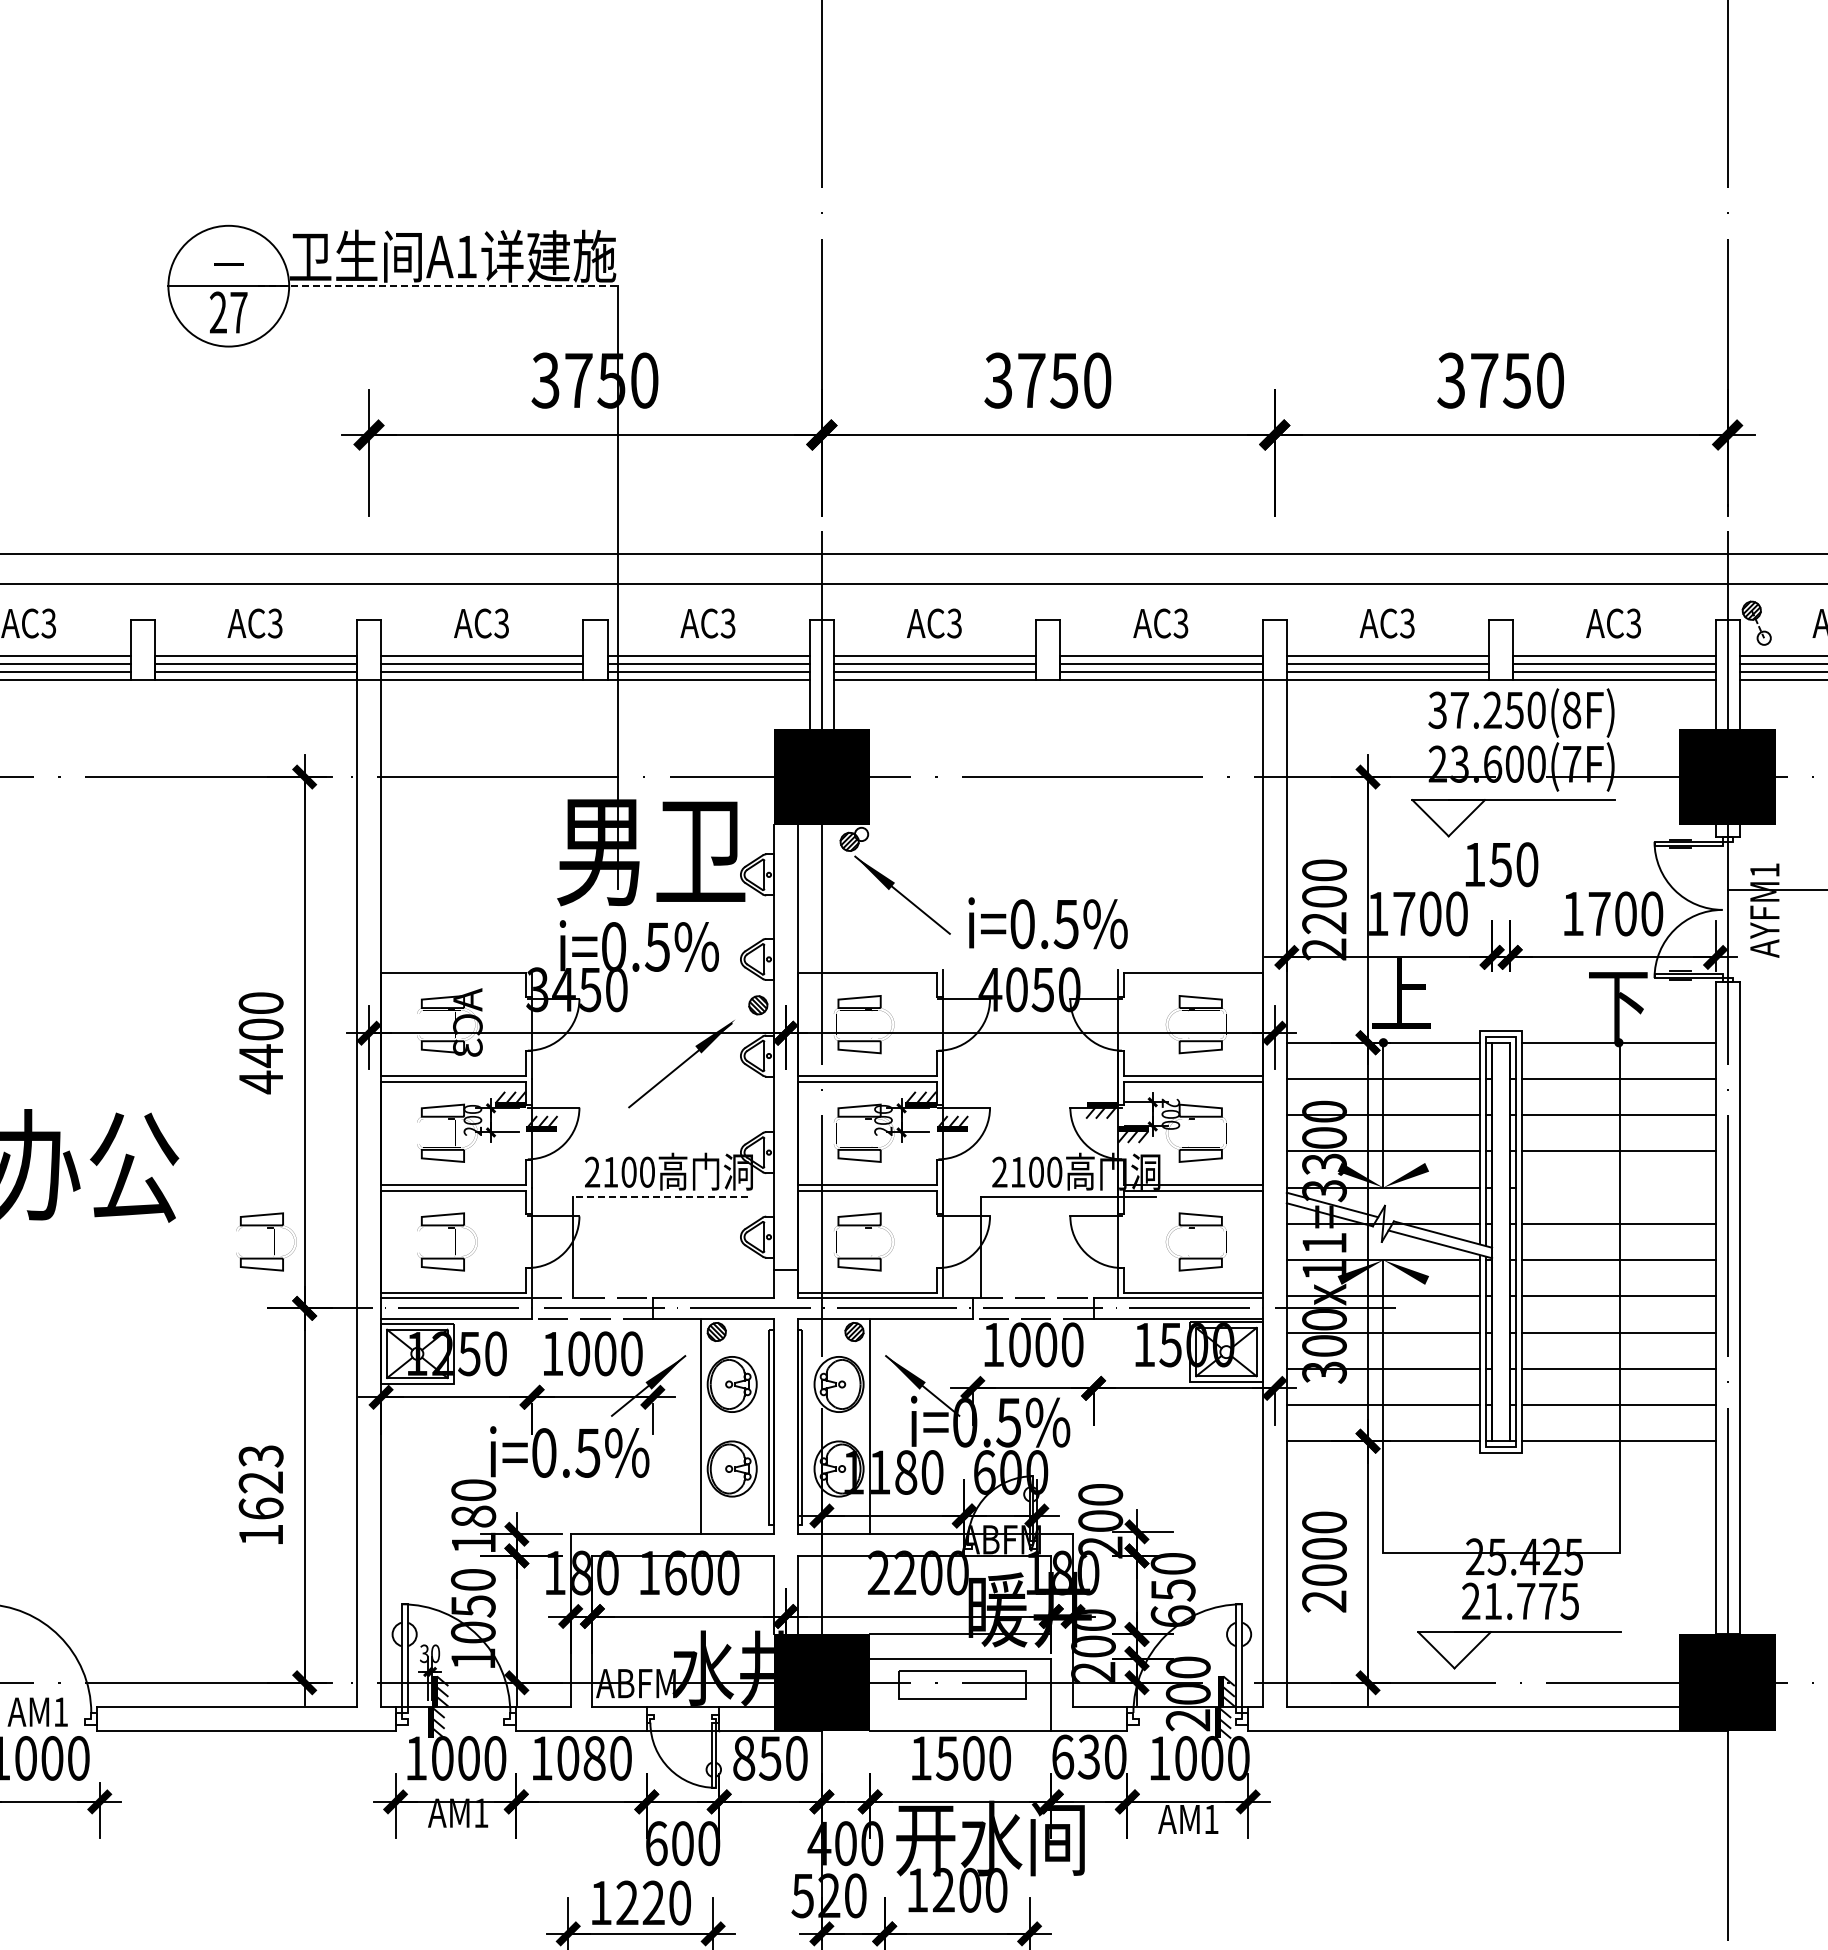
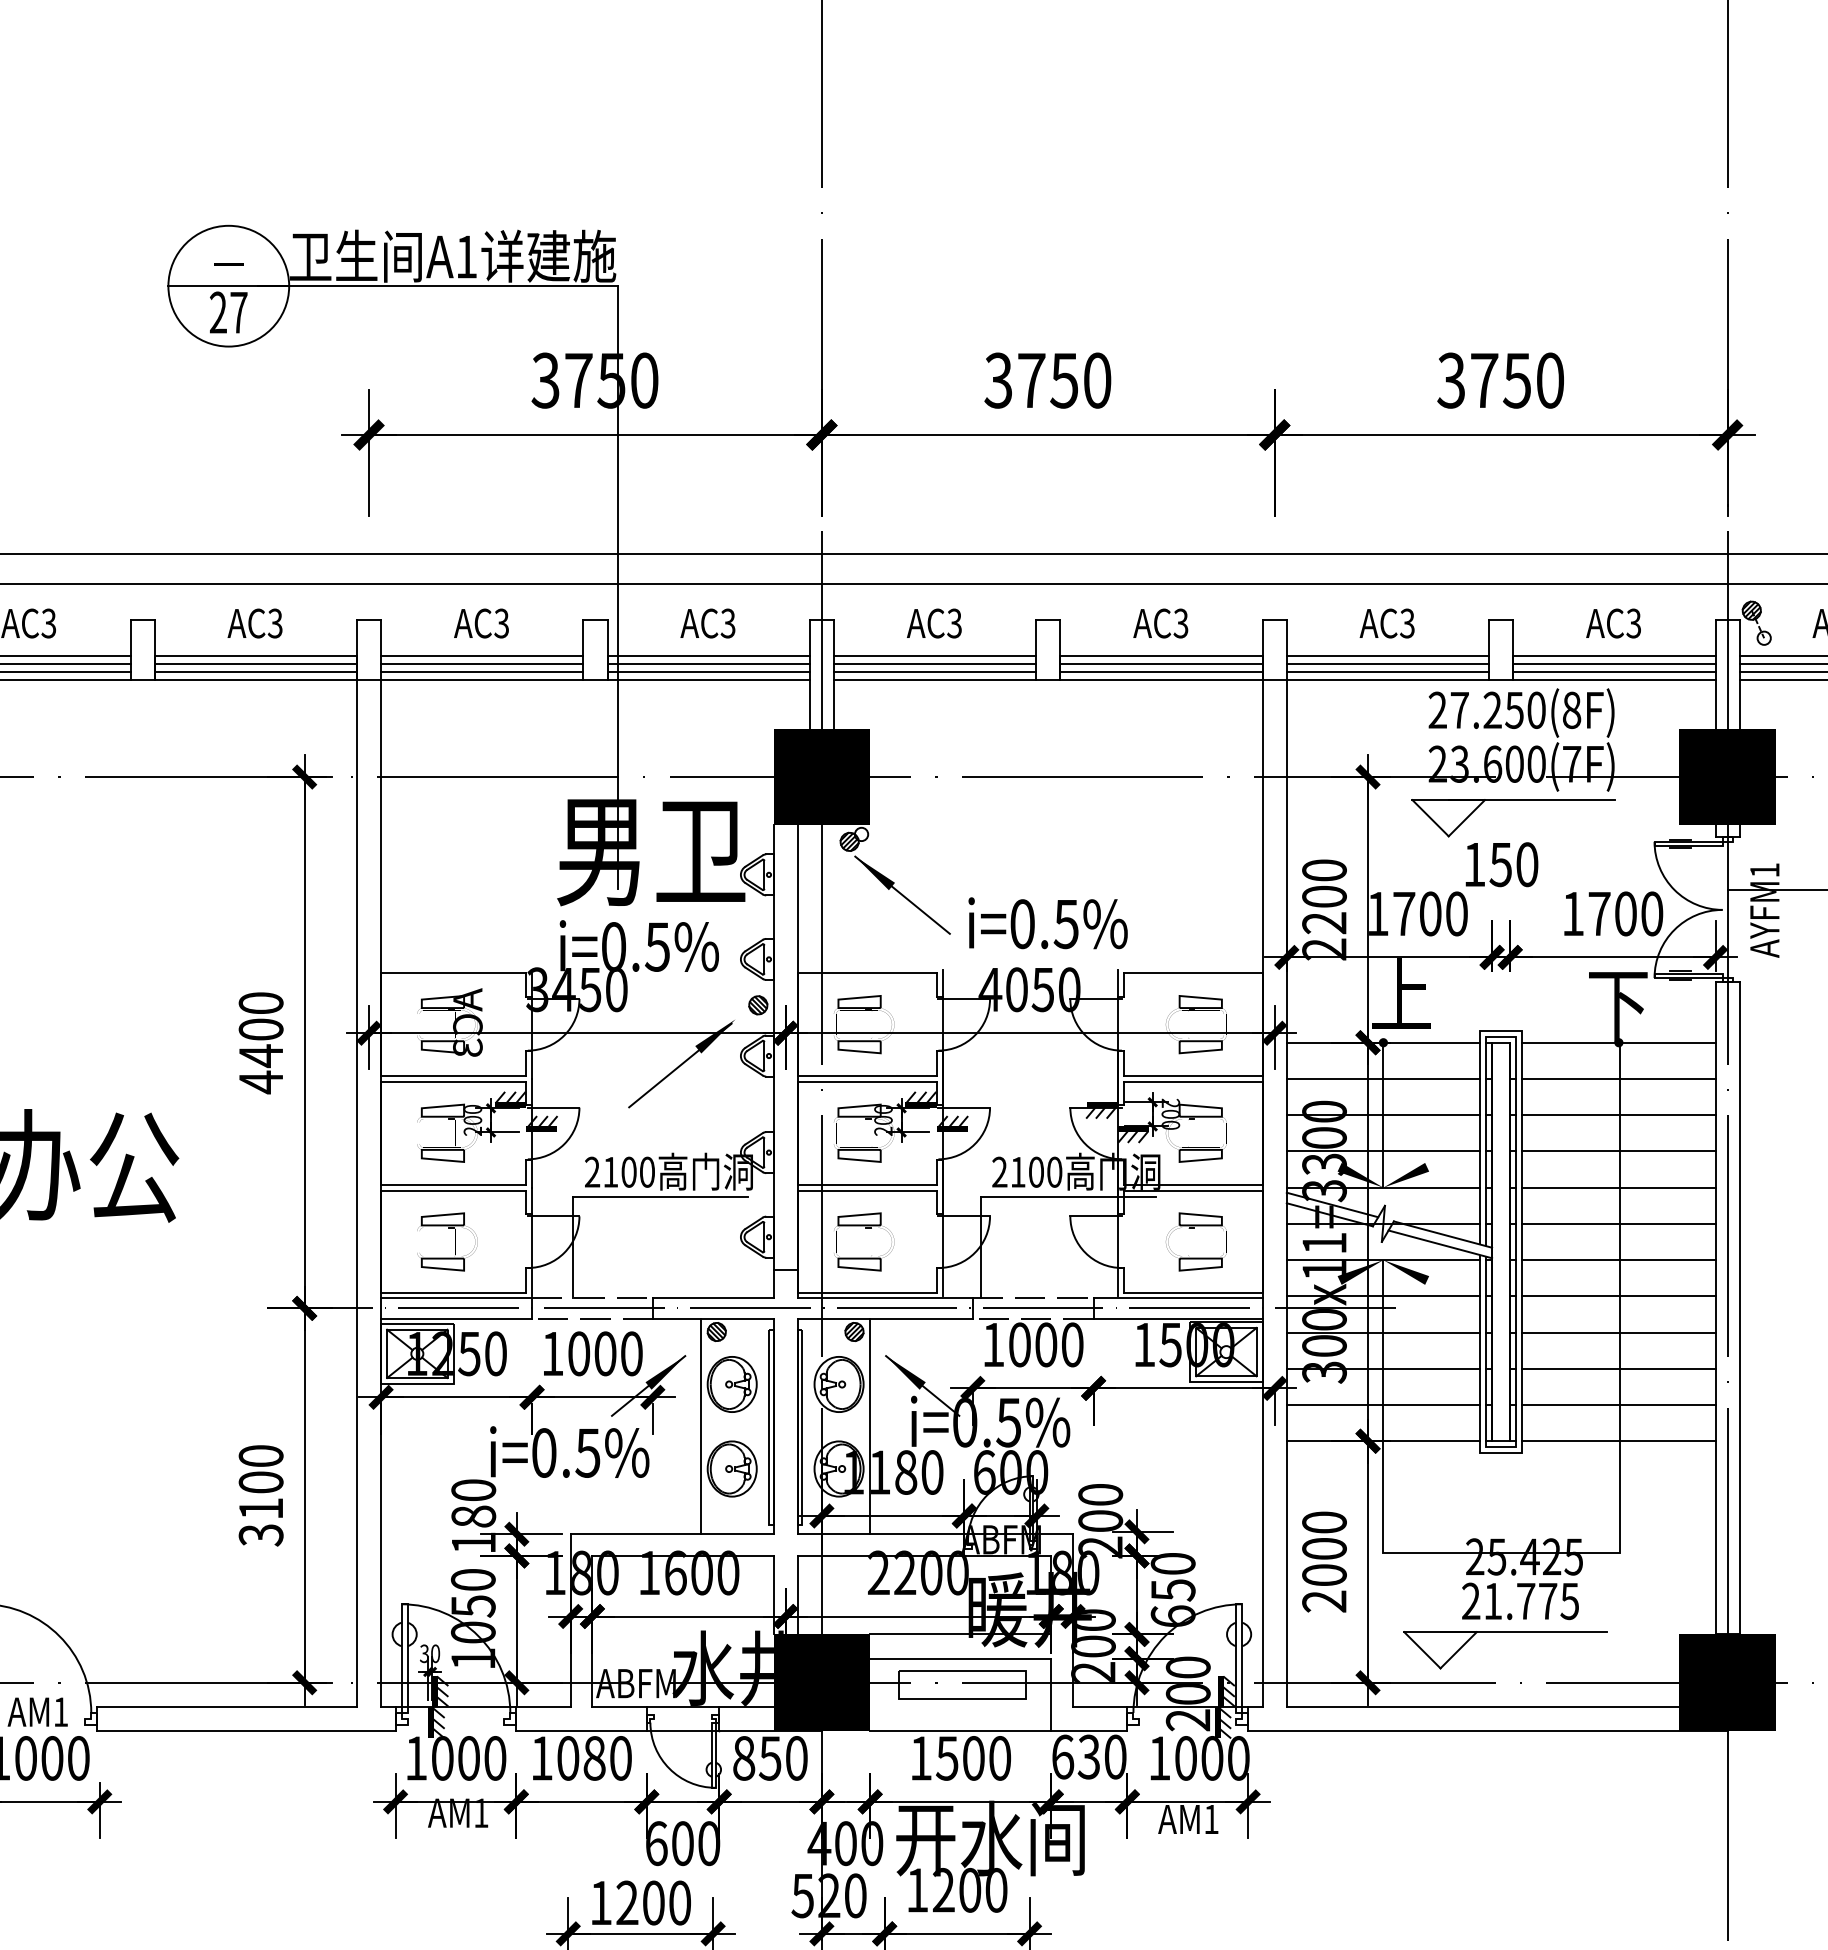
line: dashed -> solid (438, 286)
text: 37.250(8F) -> 27.250(8F) (1437, 710)
line: none -> present (1618, 1187)
line: dashed -> solid (660, 1196)
part: present -> none (274, 1241)
text: 1623 -> 3100 (260, 1495)
part position: (1519, 1632) -> (1505, 1632) (1505, 1632)
text: 1220 -> 1200 (653, 1902)
